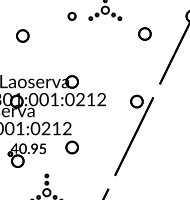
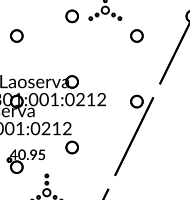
part size: 10x9 px -> 14x15 px (71, 16)
circle position: (144, 33) -> (136, 35) (136, 35)
circle position: (22, 35) -> (16, 35) (16, 35)
part position: (26, 155) -> (25, 161) (25, 161)
